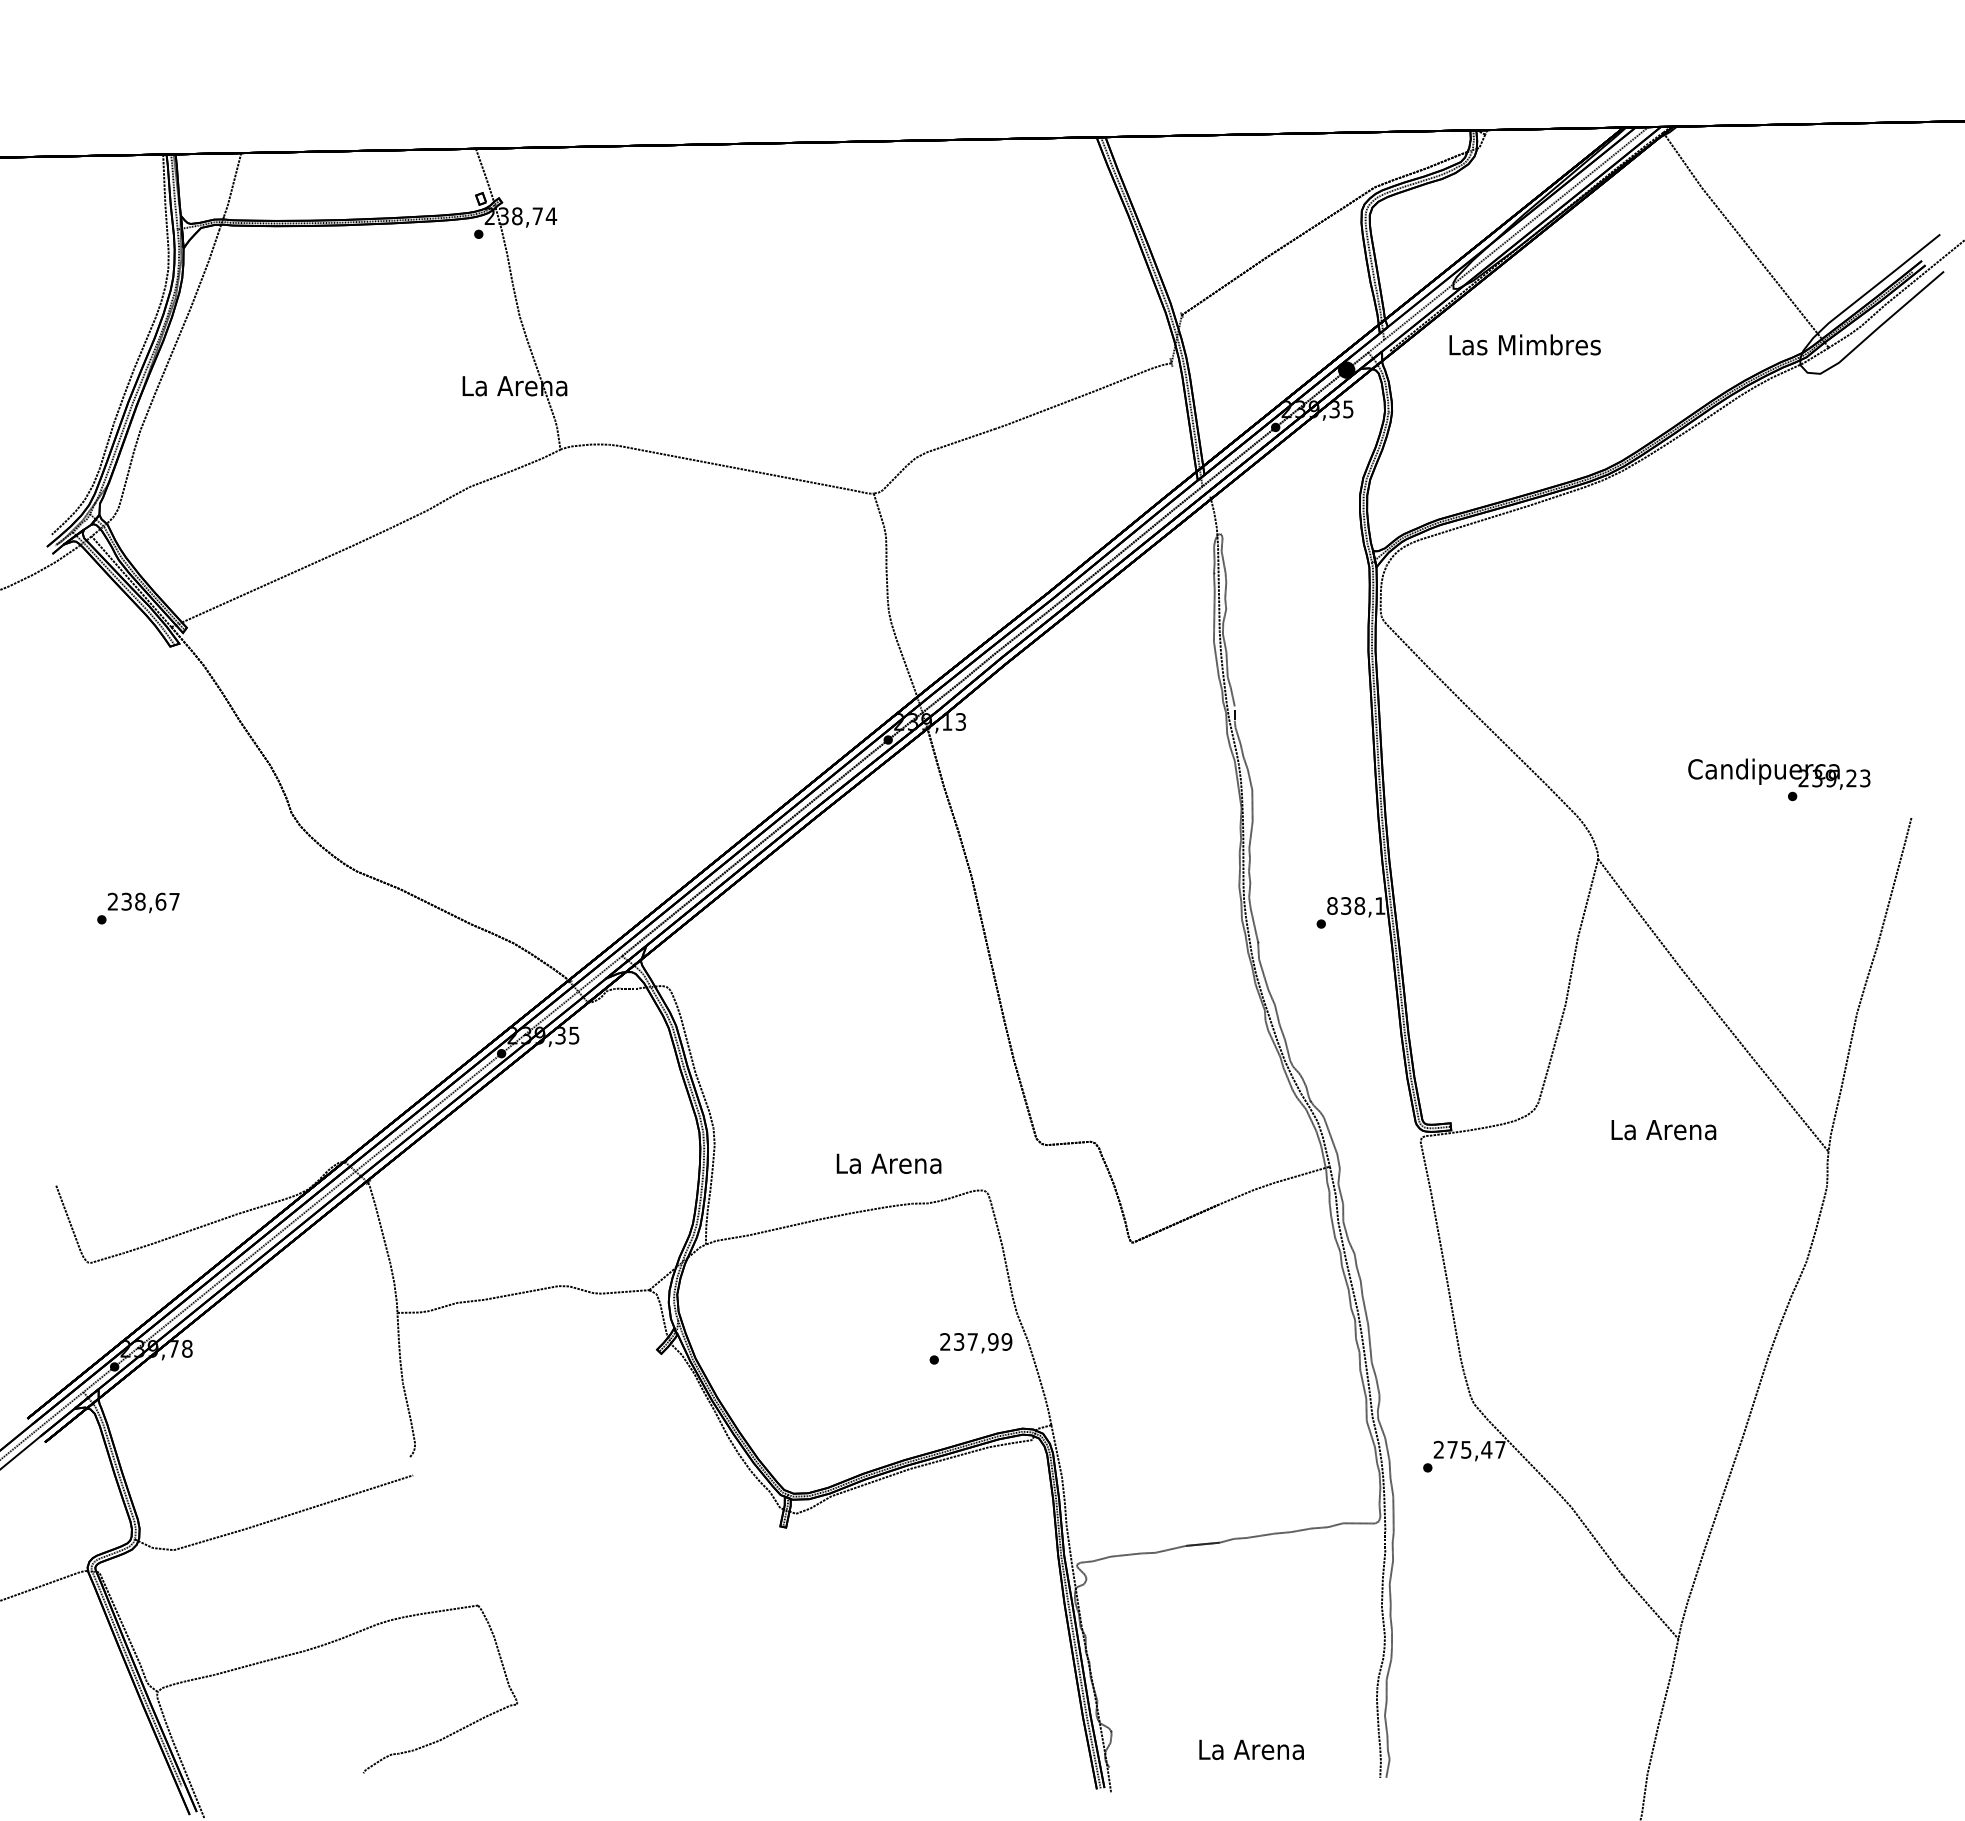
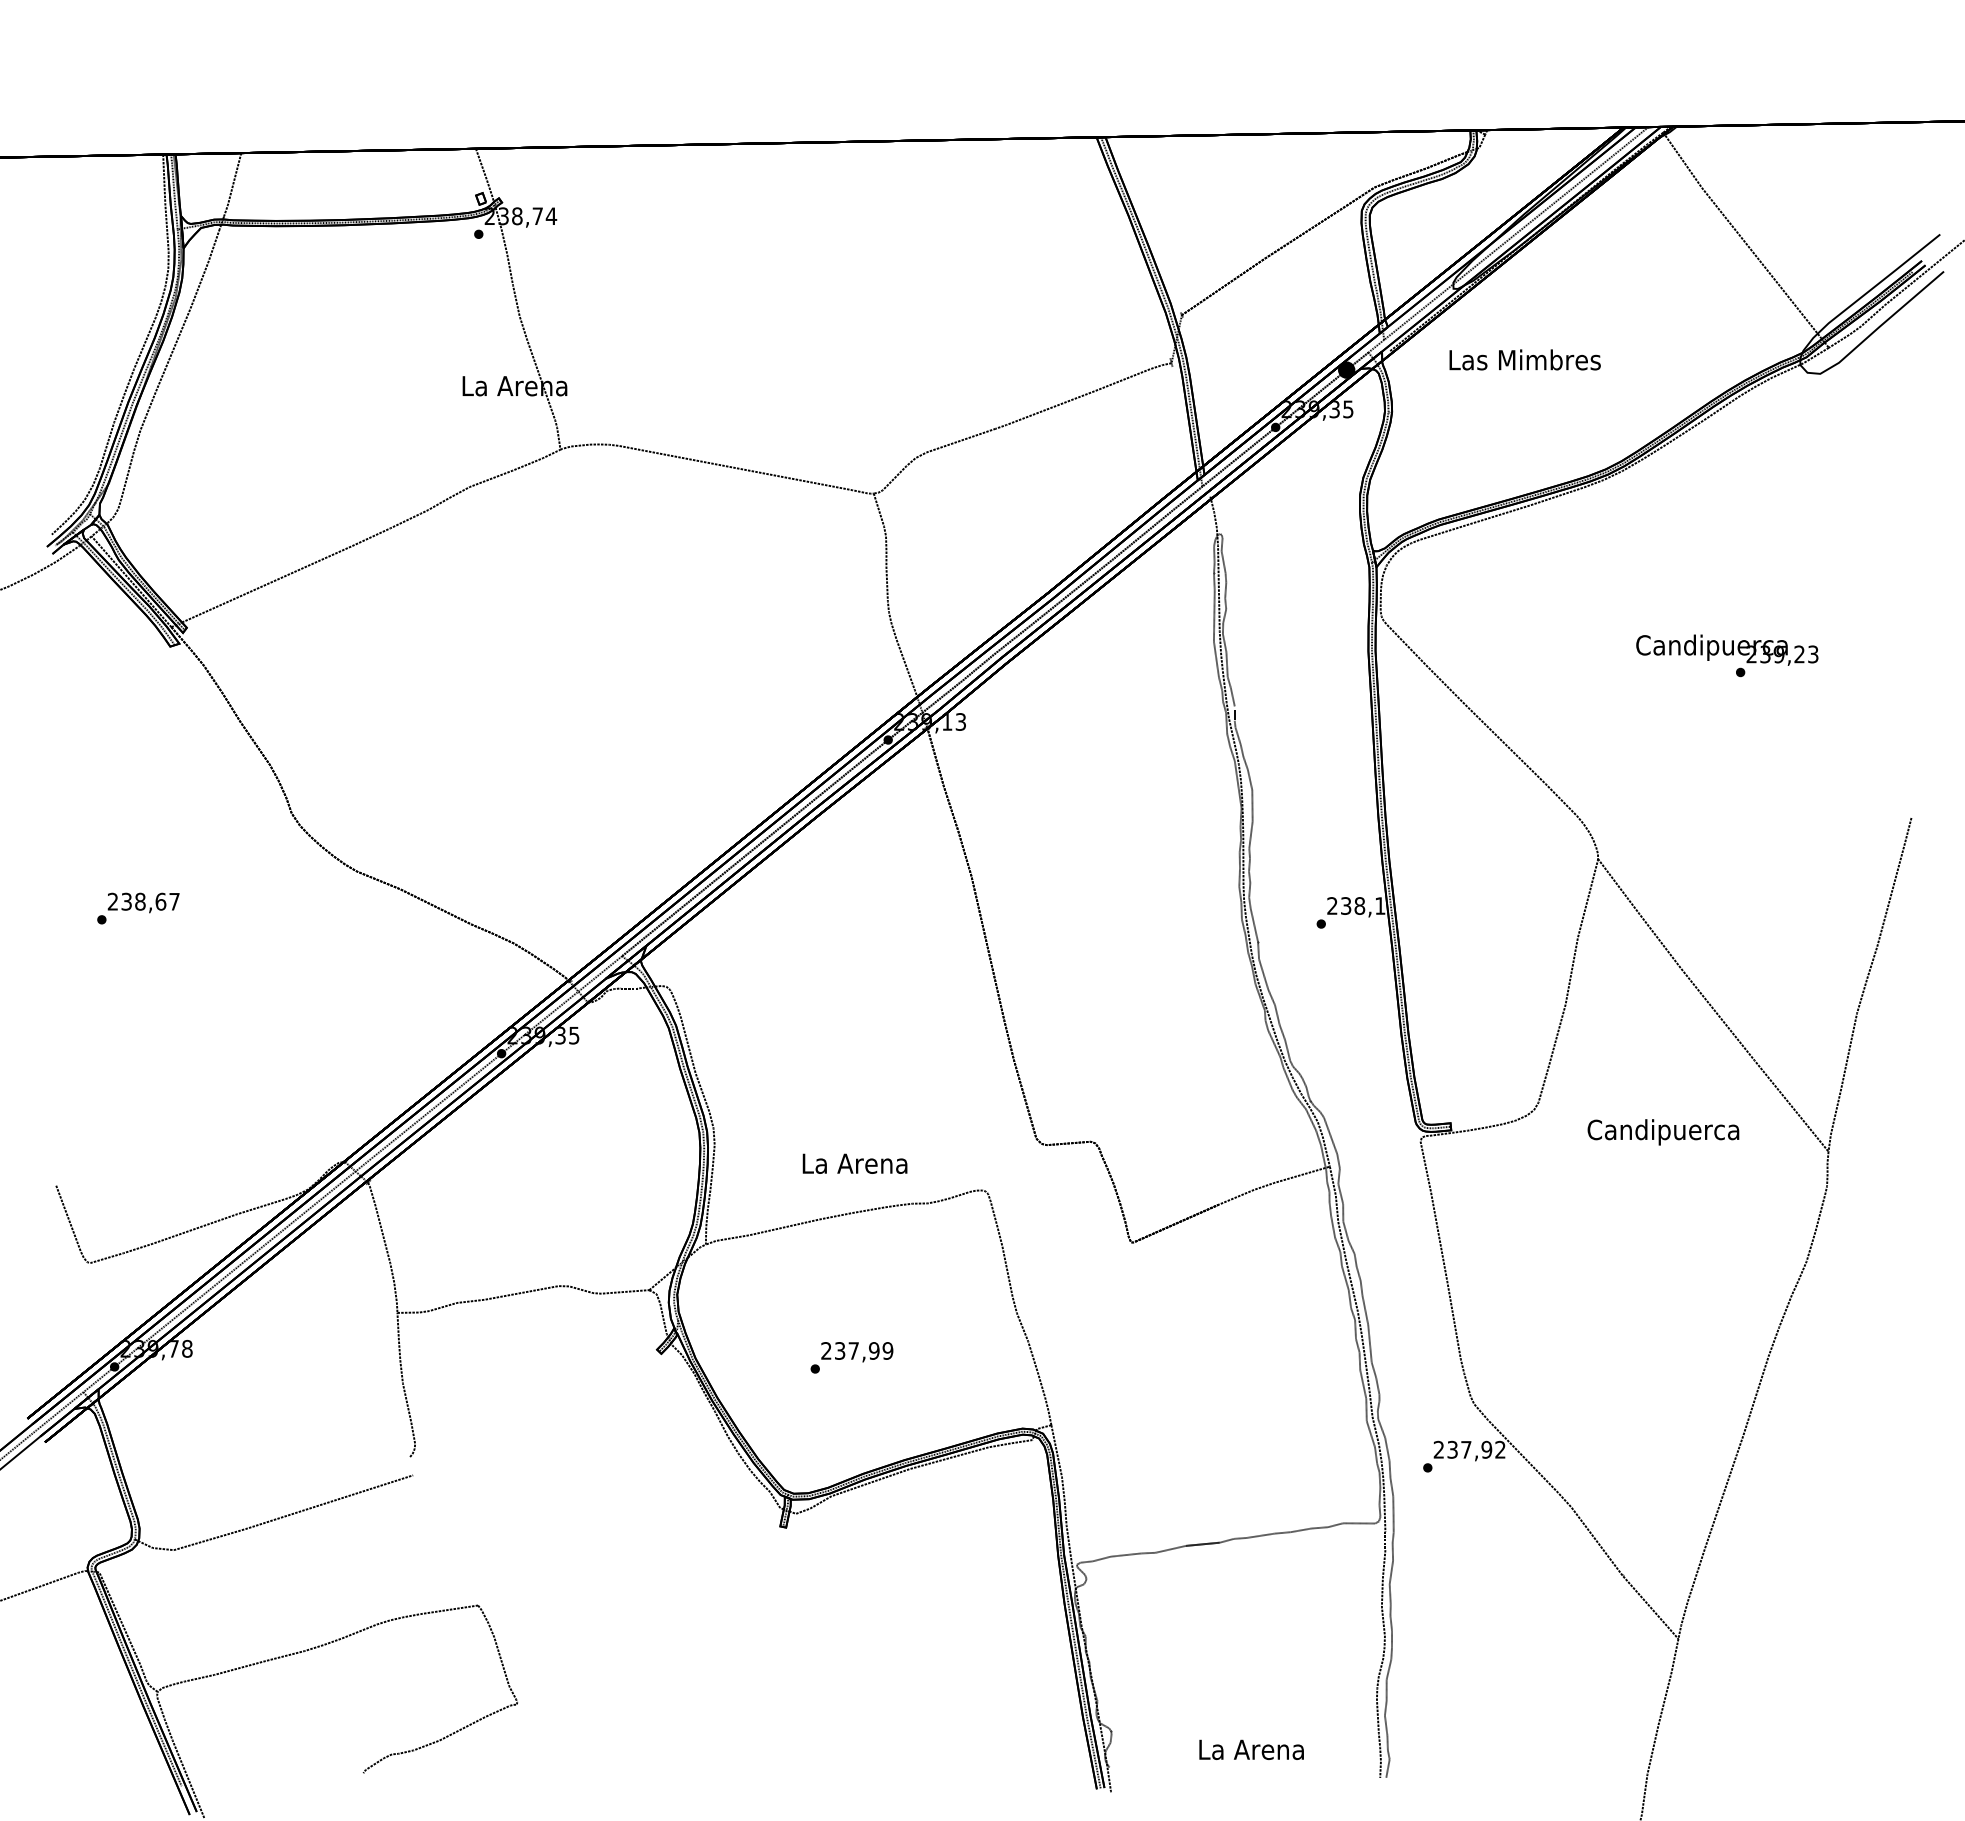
text position: (1524, 344) -> (1524, 359) (1524, 359)
text position: (1779, 779) -> (1727, 655) (1727, 655)
text: 838,1 -> 238,1 (1332, 905)
text: La Arena -> Candipuerca (1663, 1132)
text position: (888, 1163) -> (854, 1163) (854, 1163)
text position: (970, 1348) -> (851, 1357) (851, 1357)
text: 275,47 -> 237,92 (1476, 1449)
